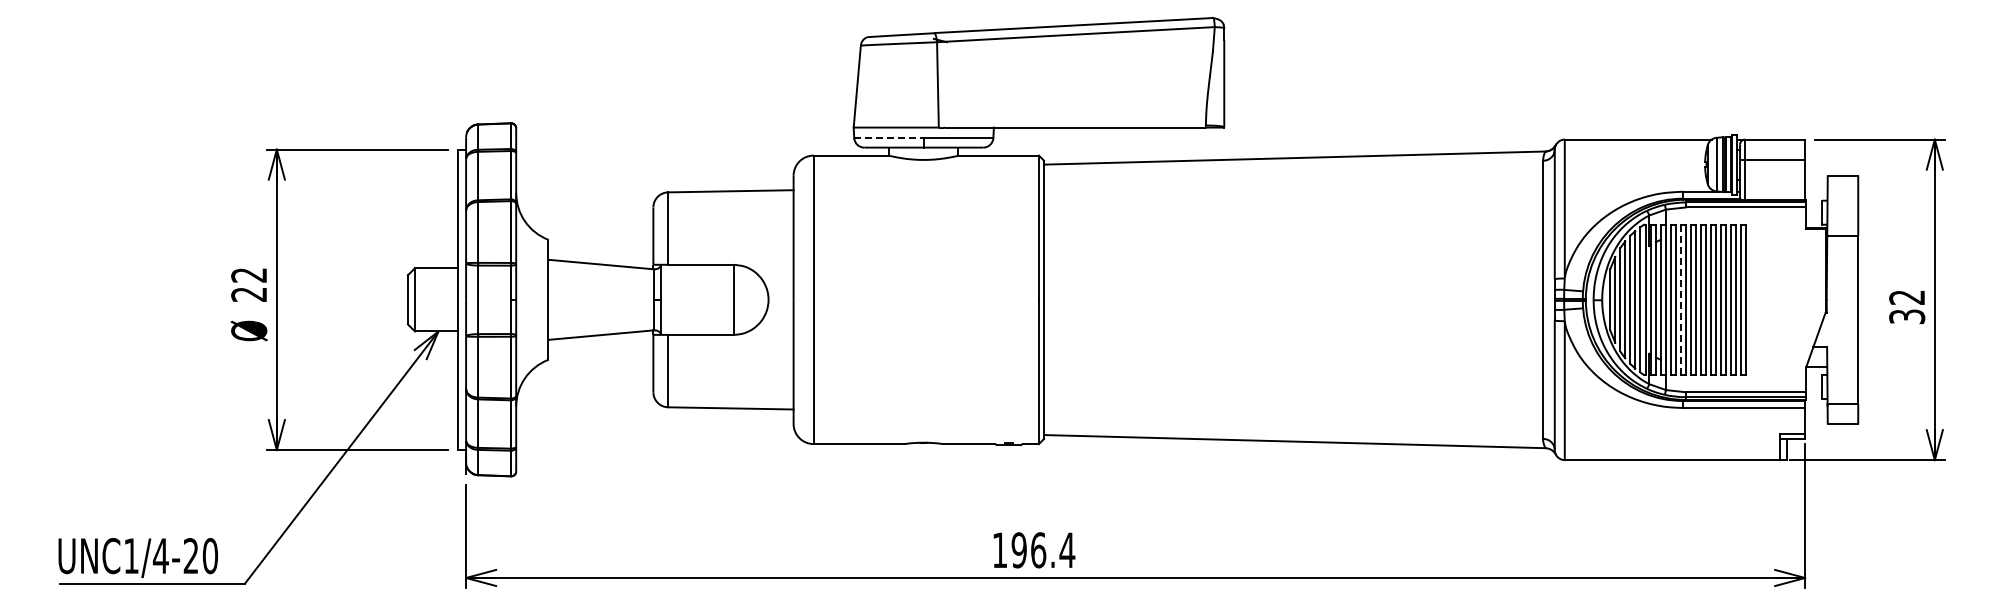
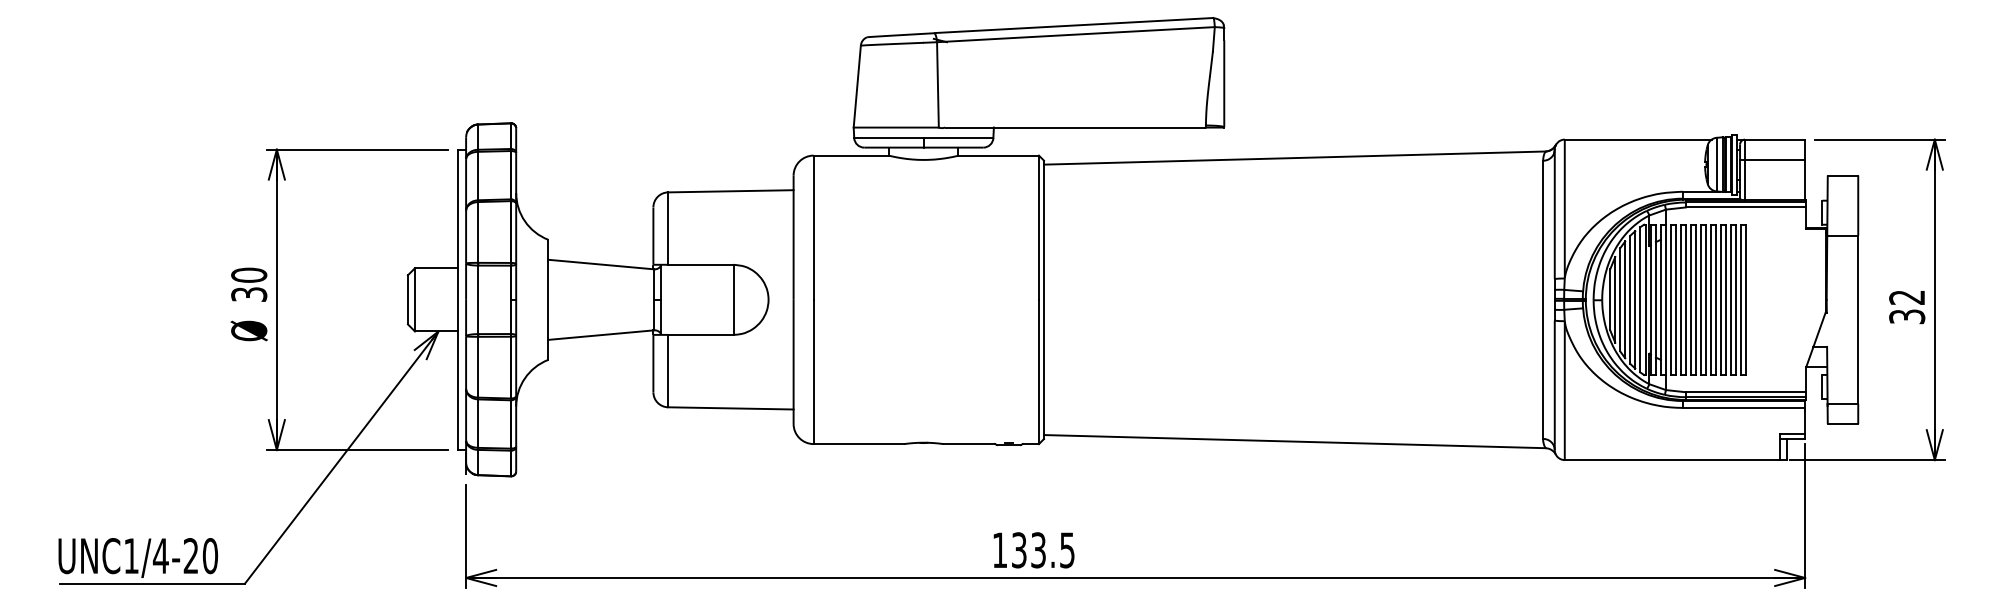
line: dashed -> solid (889, 138)
text: 22 -> 30 (249, 284)
line: dashed -> solid (1680, 299)
text: 196.4 -> 133.5 (1043, 550)
